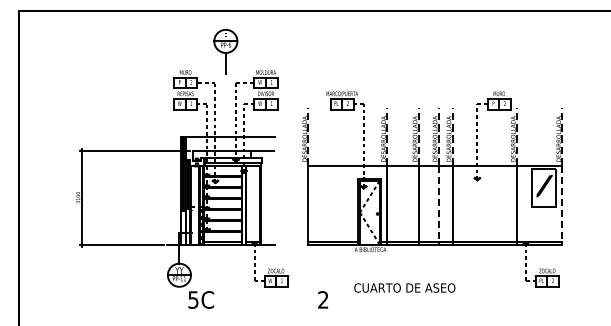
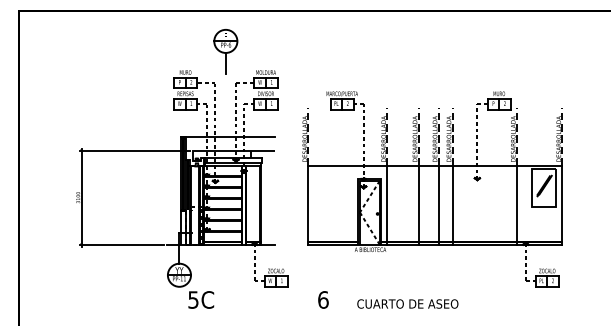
line: dashed -> solid (438, 205)
line: dashed -> solid (562, 205)
text position: (404, 287) -> (407, 303) (407, 303)
text: 2 -> 6 (323, 299)
